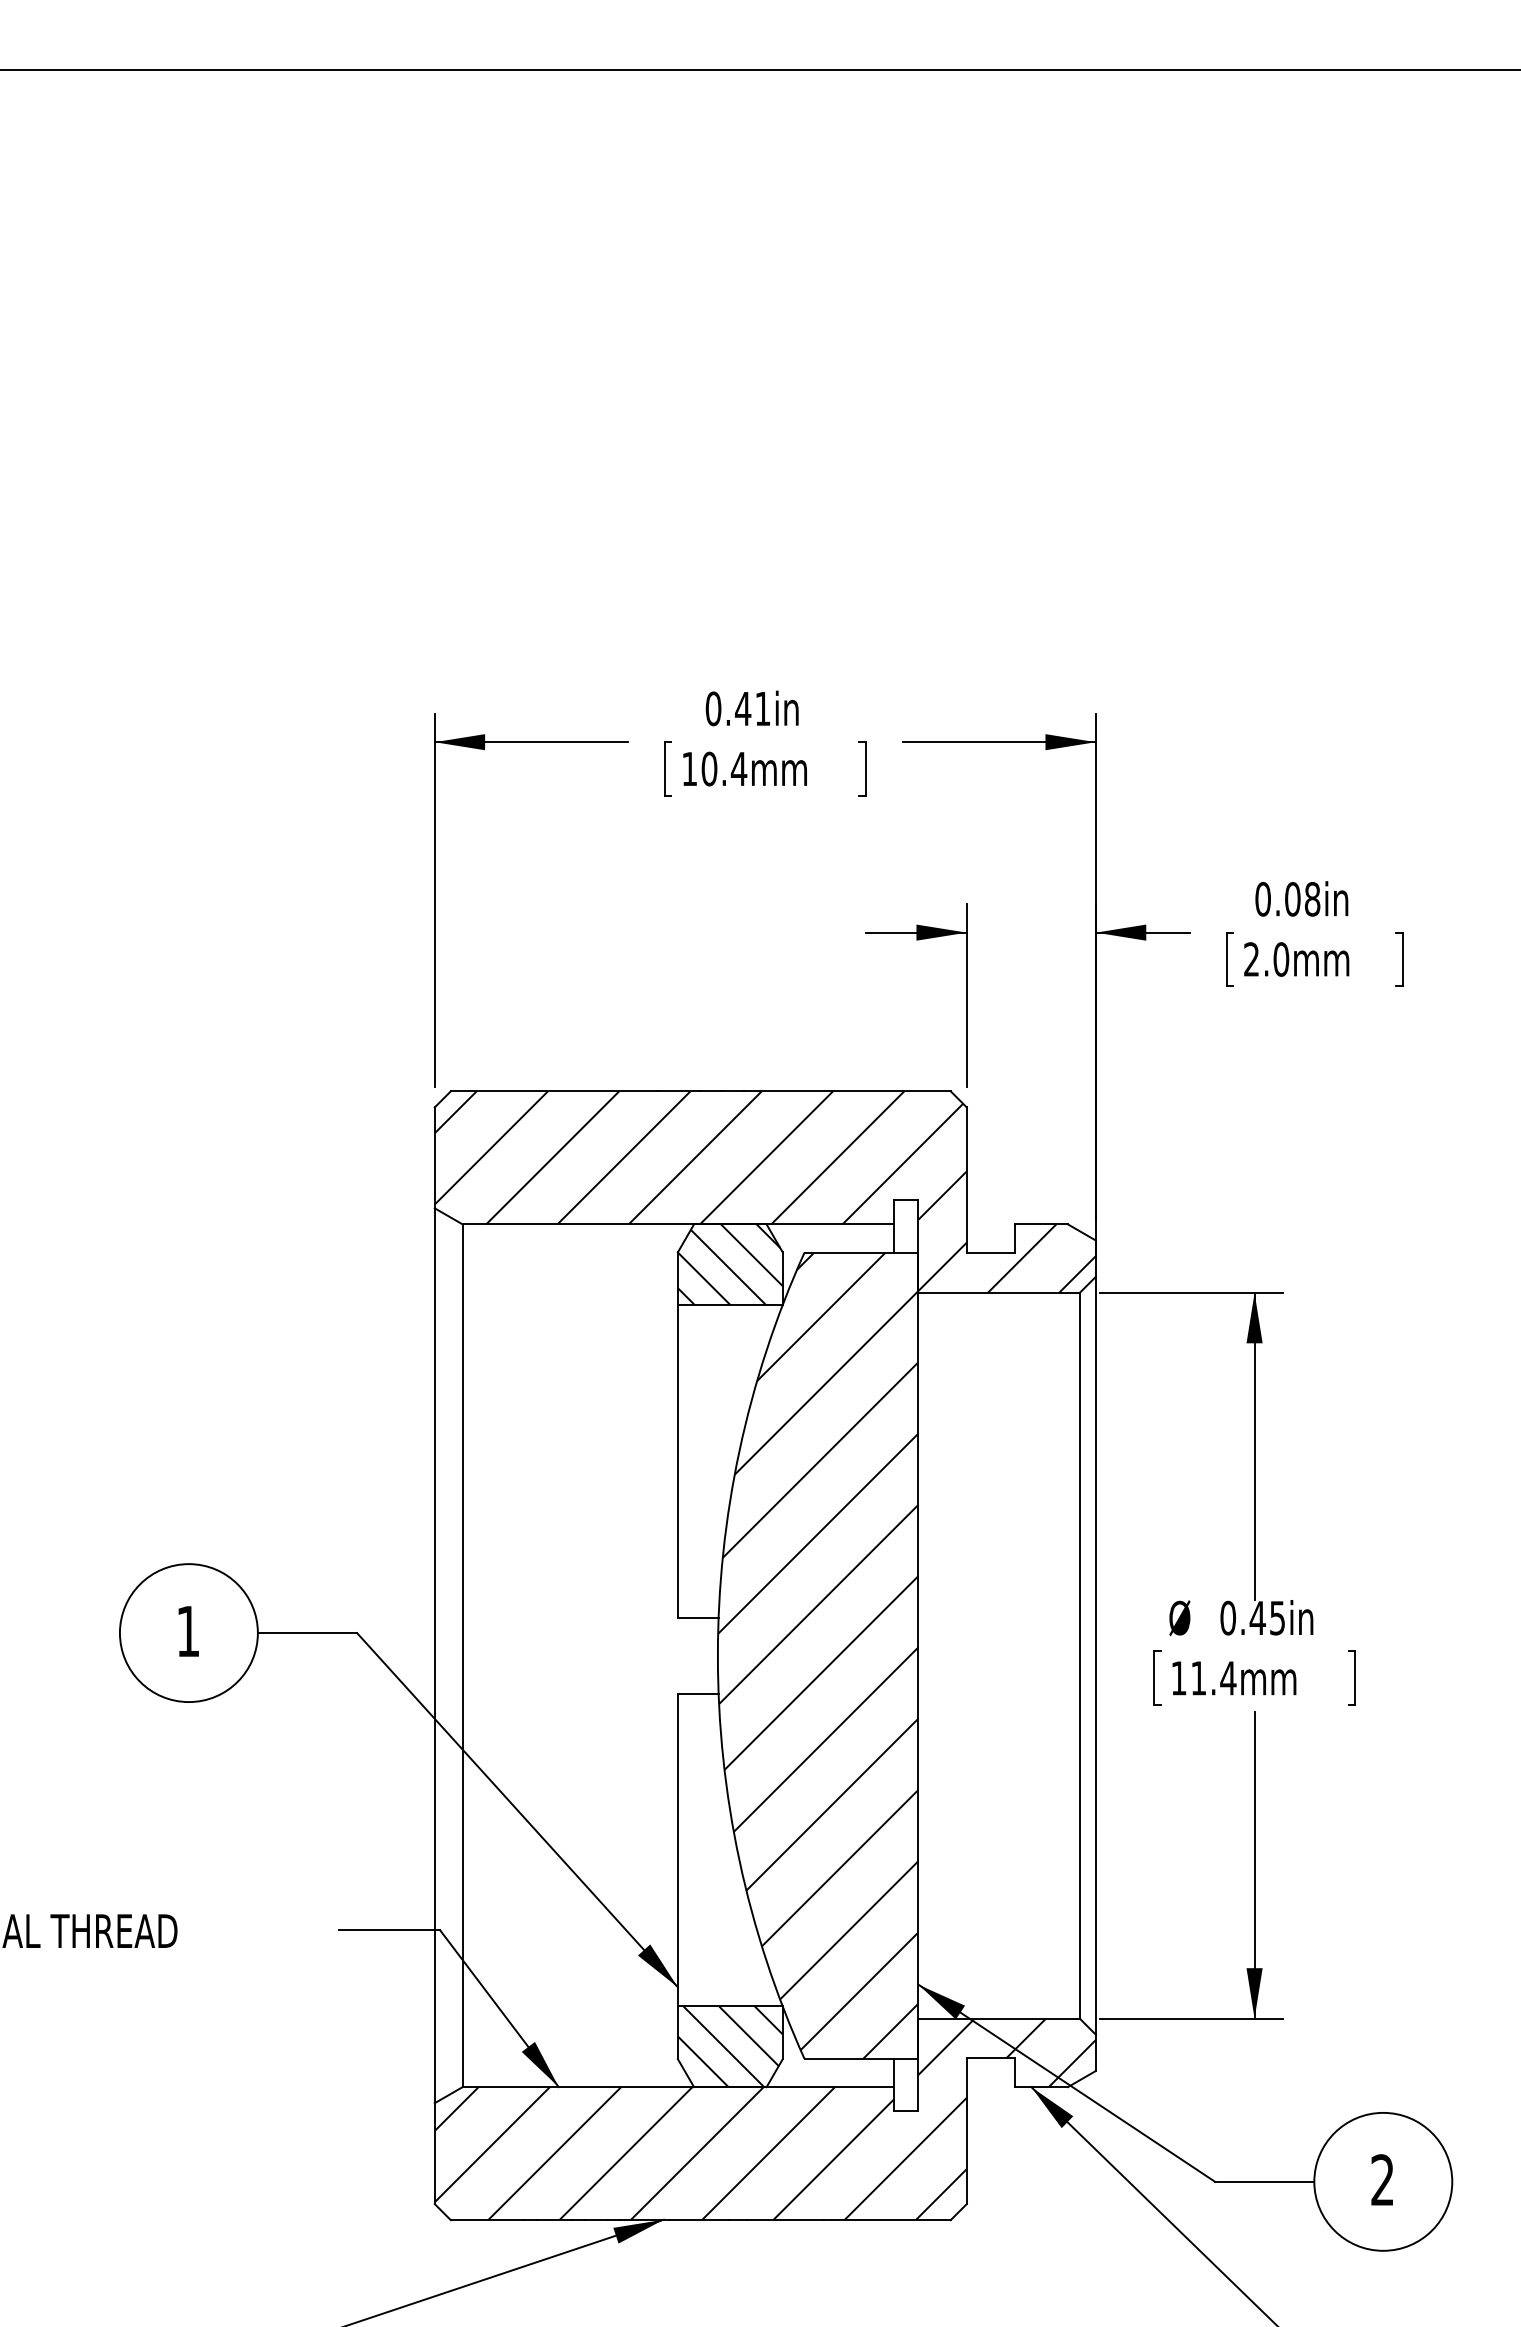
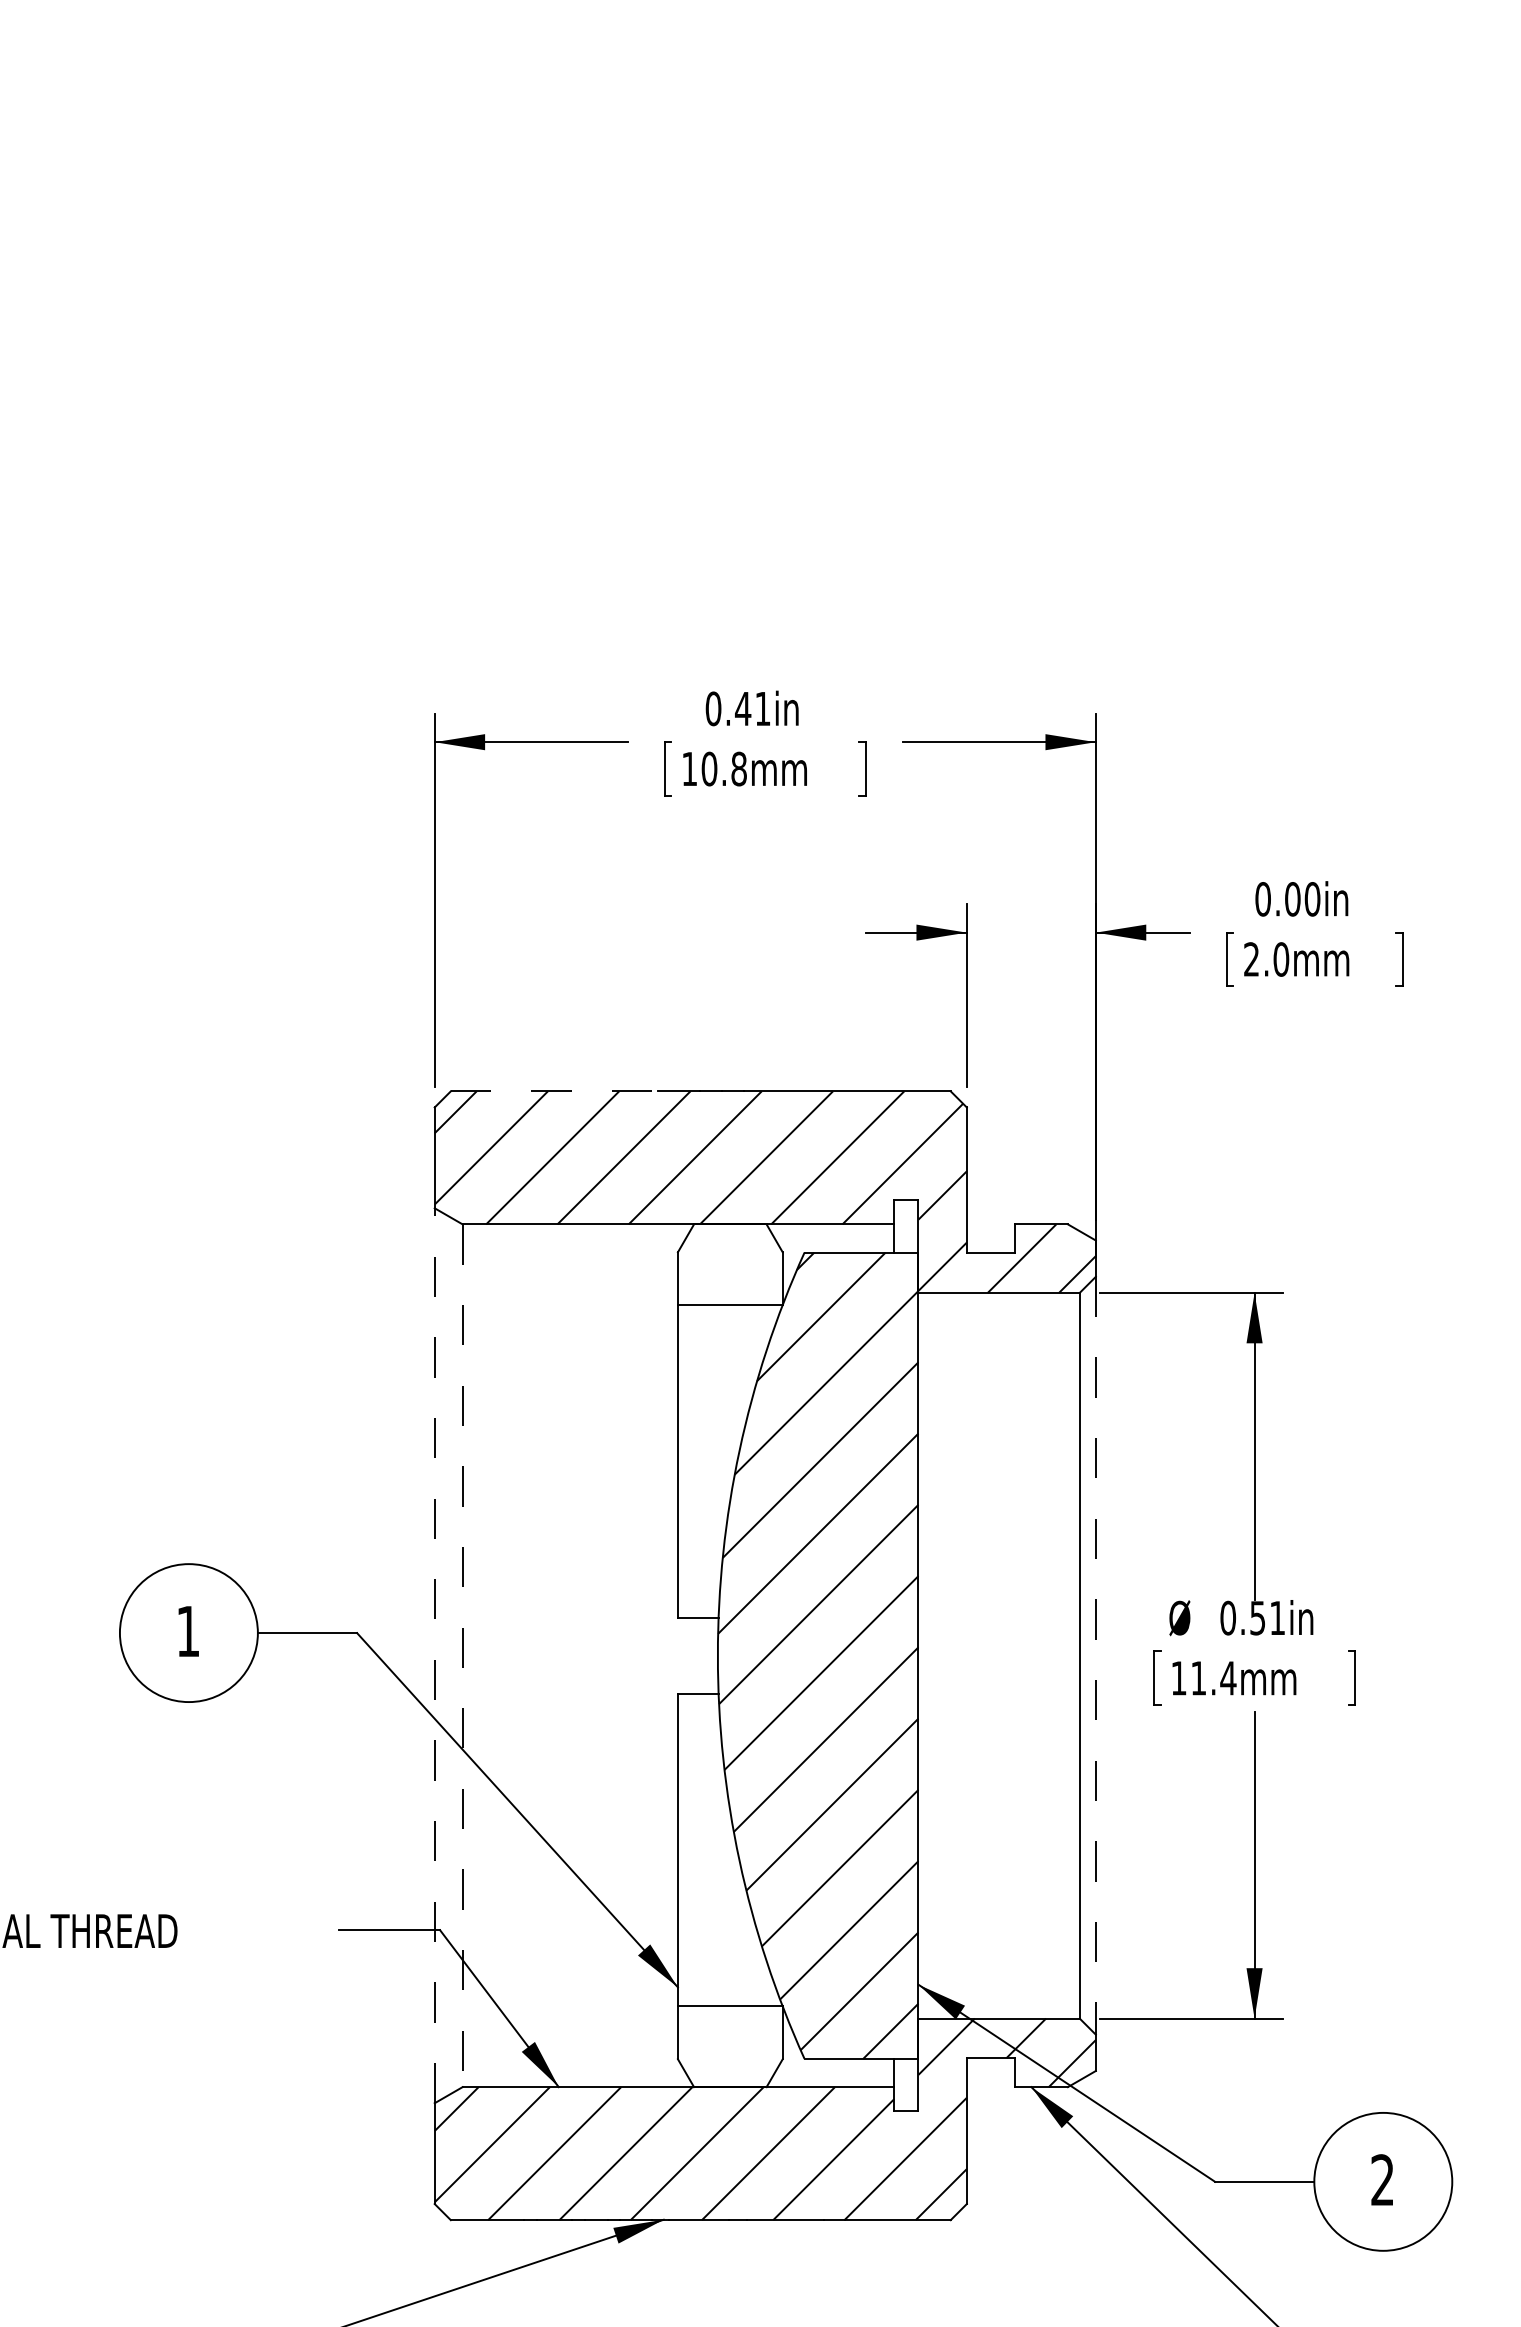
line: present -> none (759, 69)
text: 10.4mm -> 10.8mm (738, 768)
text: 0.08in -> 0.00in (1312, 899)
line: solid -> dashed (554, 1091)
hatch: present -> none (729, 1264)
text: 0.45in -> 0.51in (1266, 1618)
line: solid -> dashed (434, 1655)
line: solid -> dashed (1095, 1655)
line: solid -> dashed (462, 1656)
hatch: present -> none (729, 2046)
